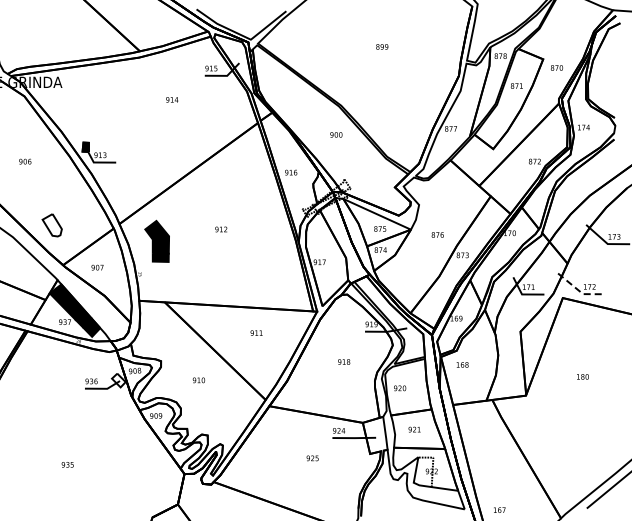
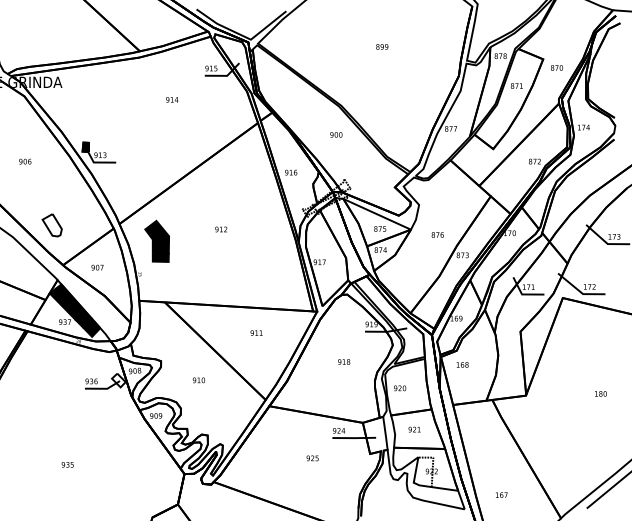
line: dashed -> solid (580, 291)
text position: (582, 376) -> (600, 393) (600, 393)
text position: (499, 509) -> (501, 494) (501, 494)
